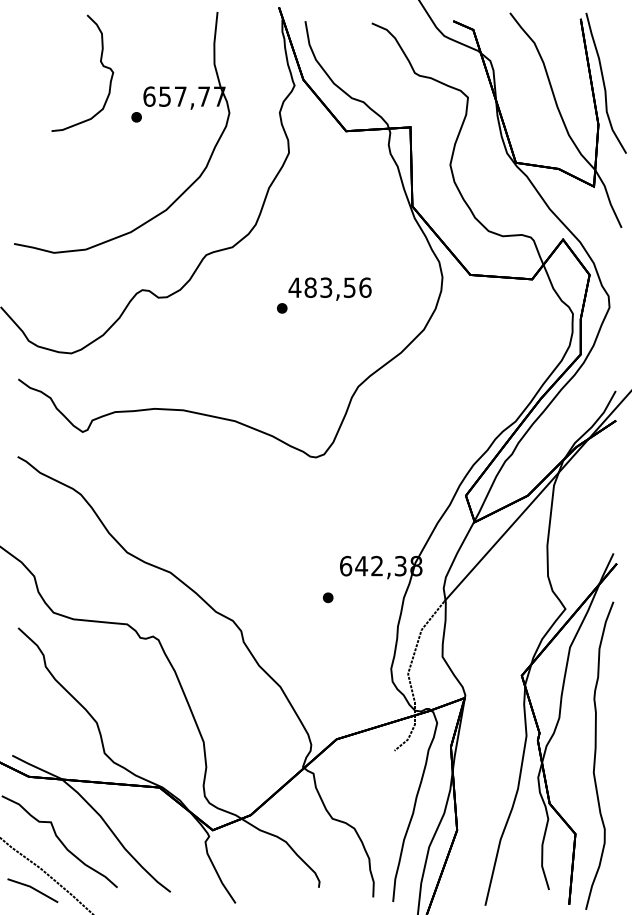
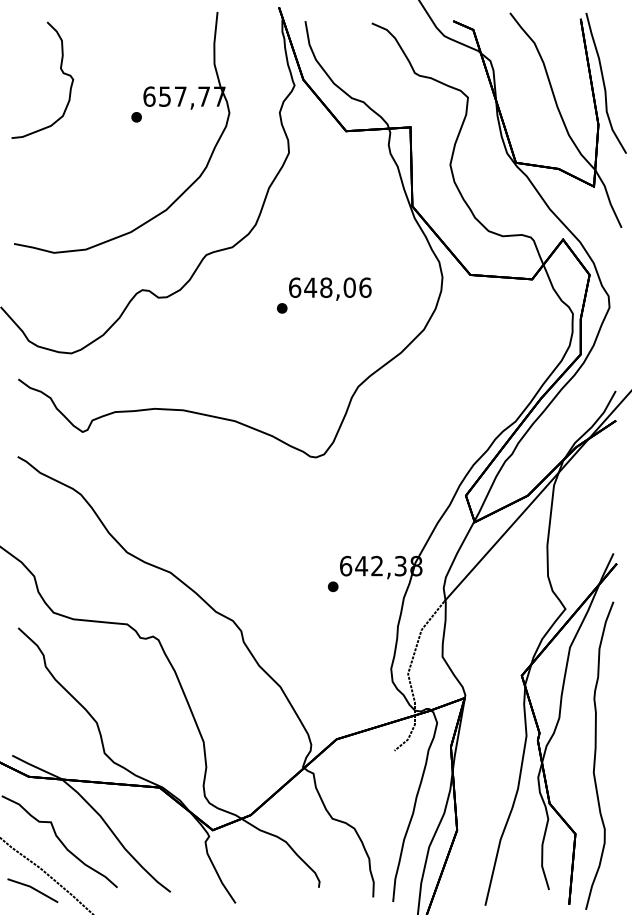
part position: (100, 62) -> (60, 69) (60, 69)
text: 483,56 -> 648,06 (321, 287)
part position: (328, 597) -> (333, 586) (333, 586)
